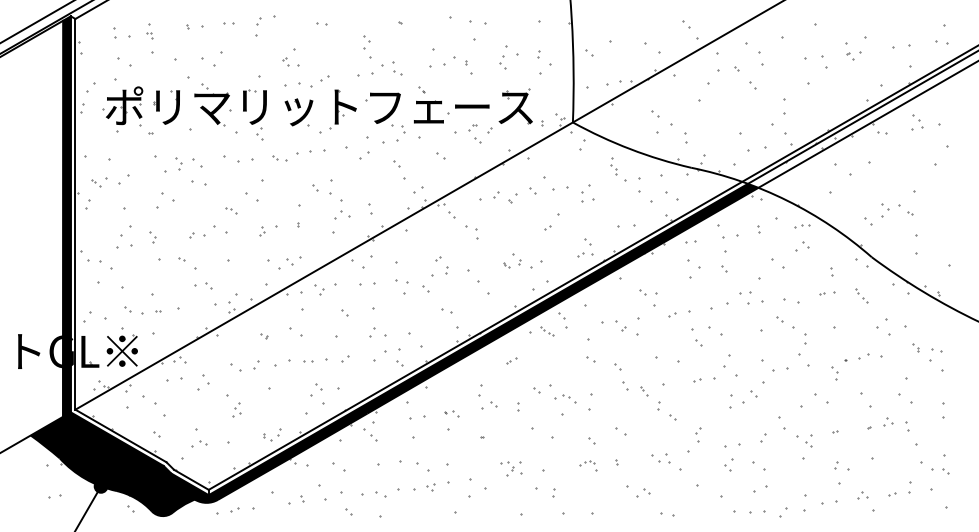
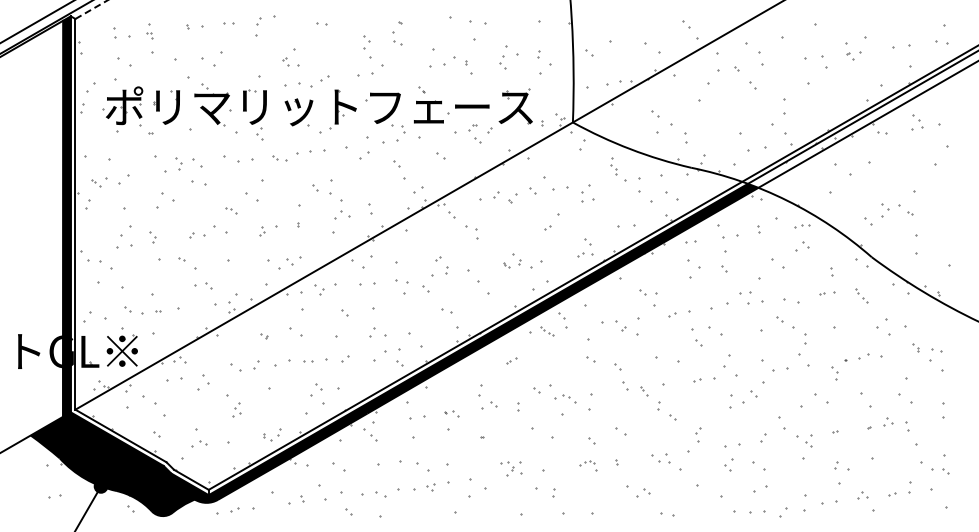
line: solid -> dashed (91, 9)
part position: (397, 68) -> (397, 38) (397, 38)
